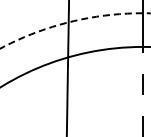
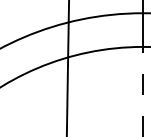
circle: dashed -> solid (75, 30)
